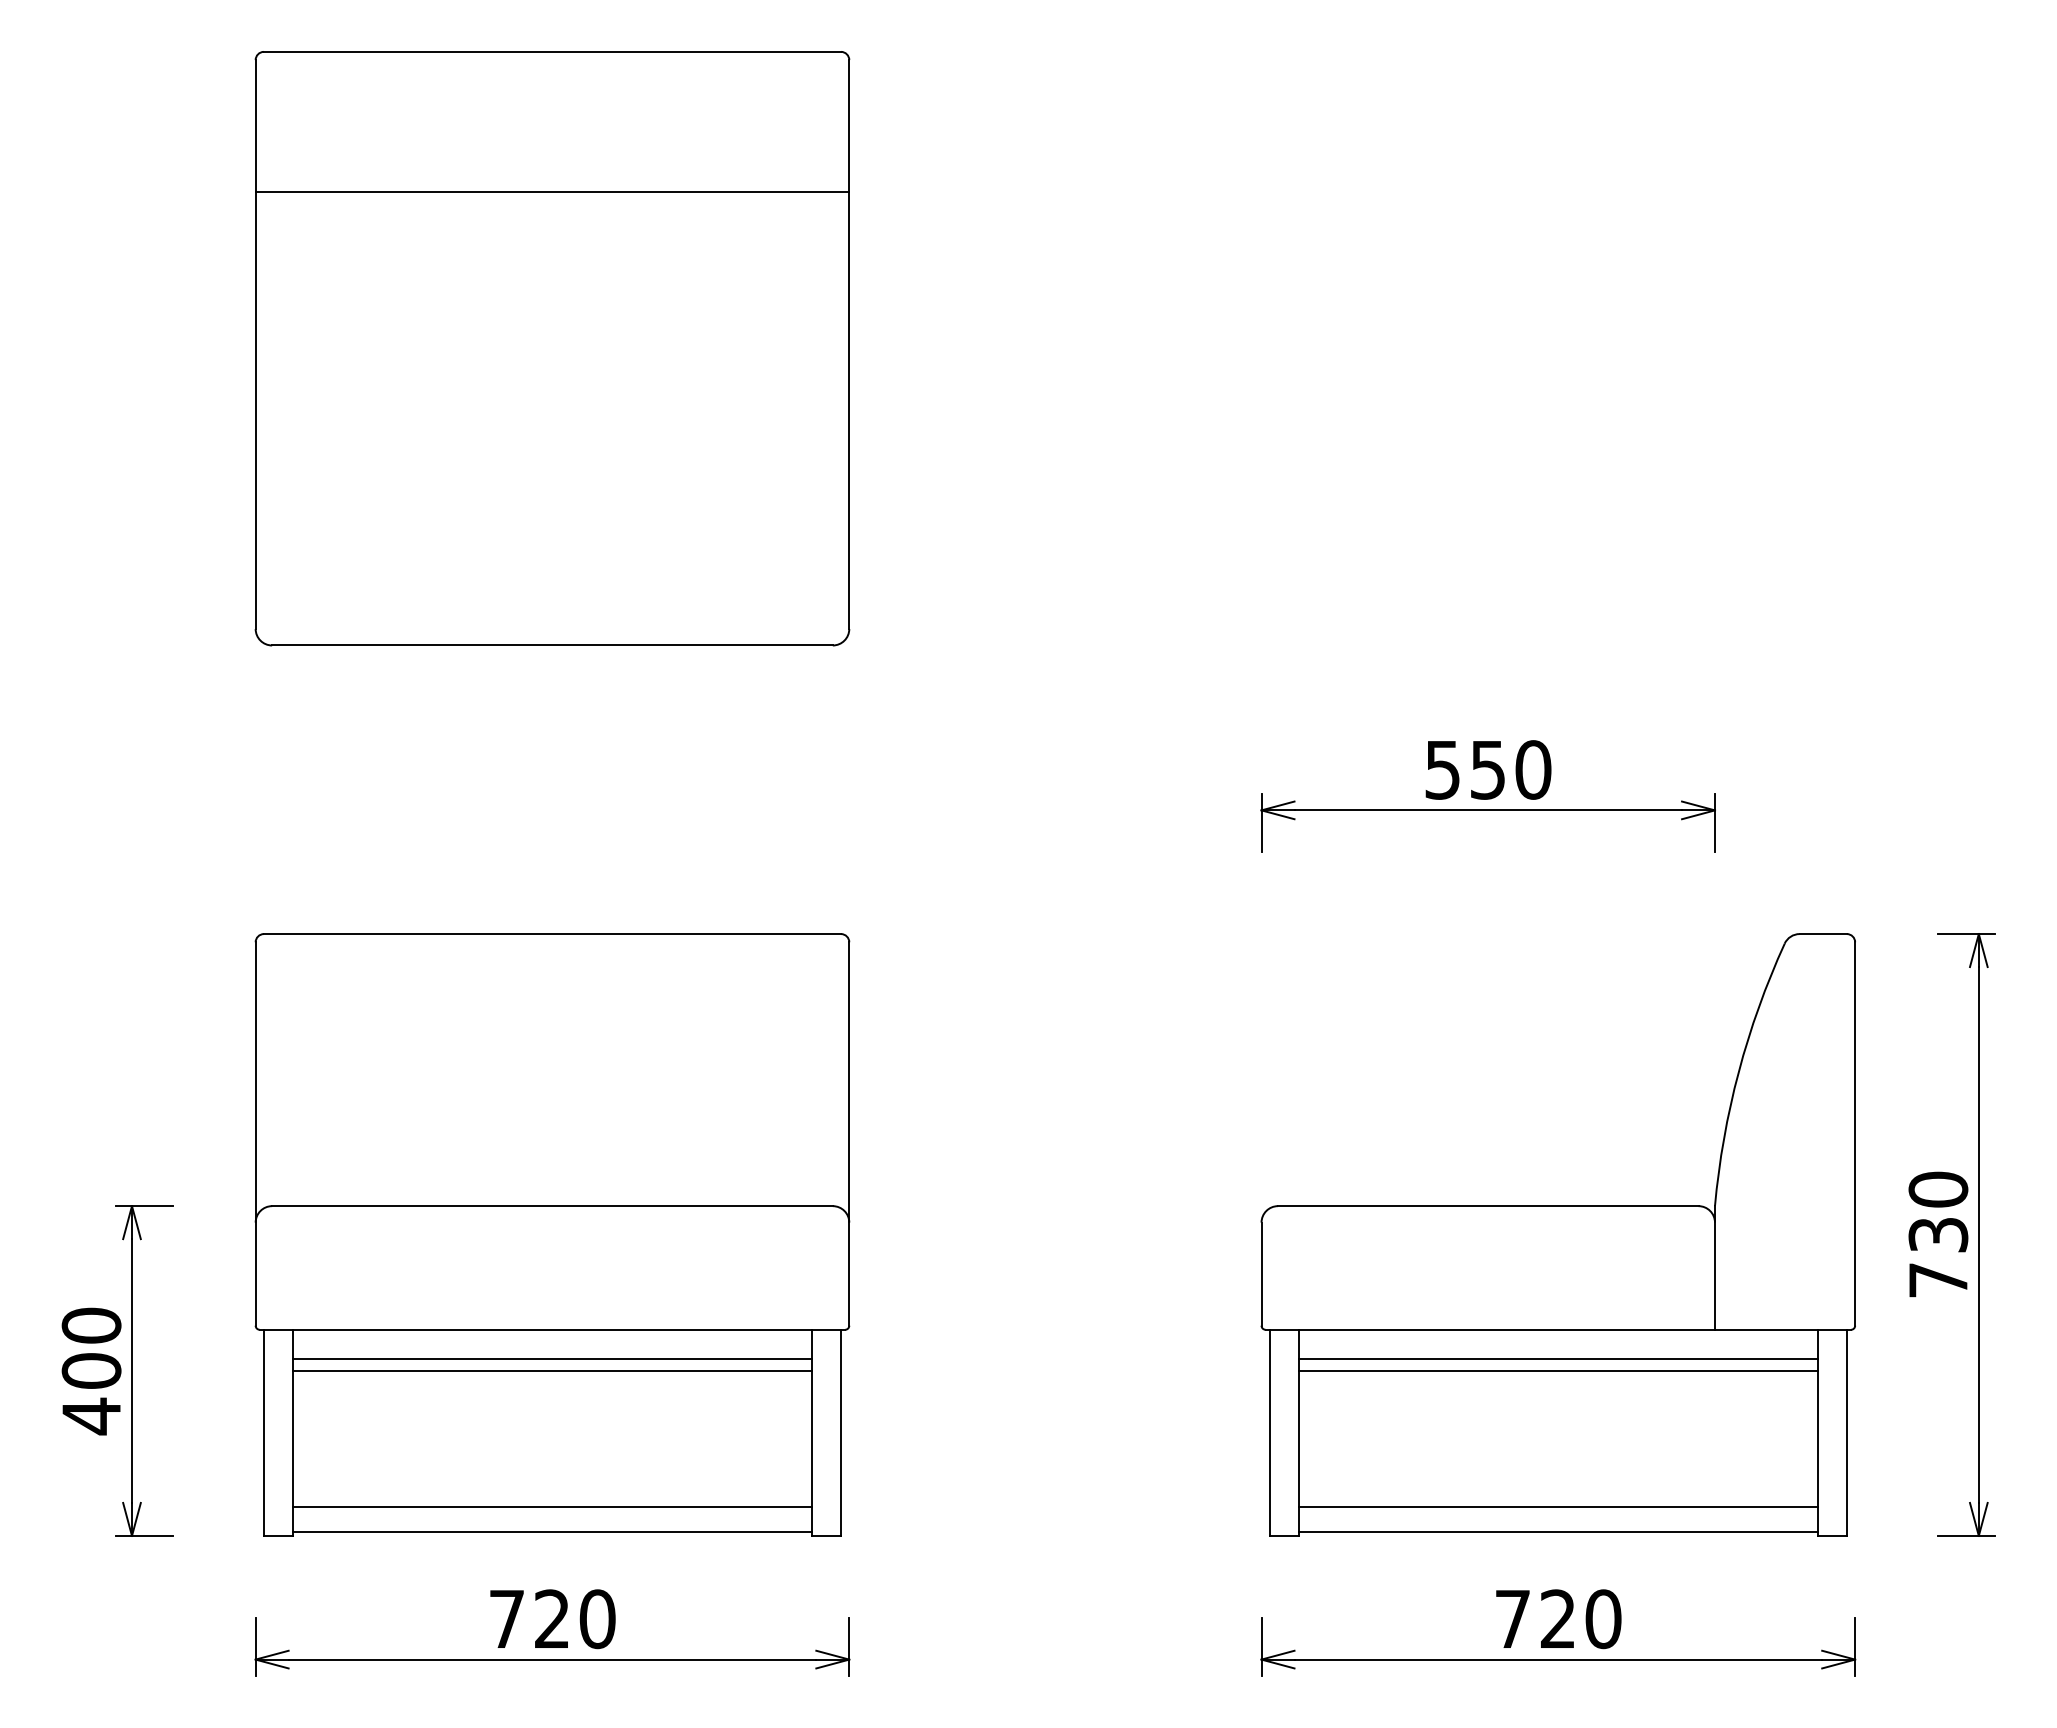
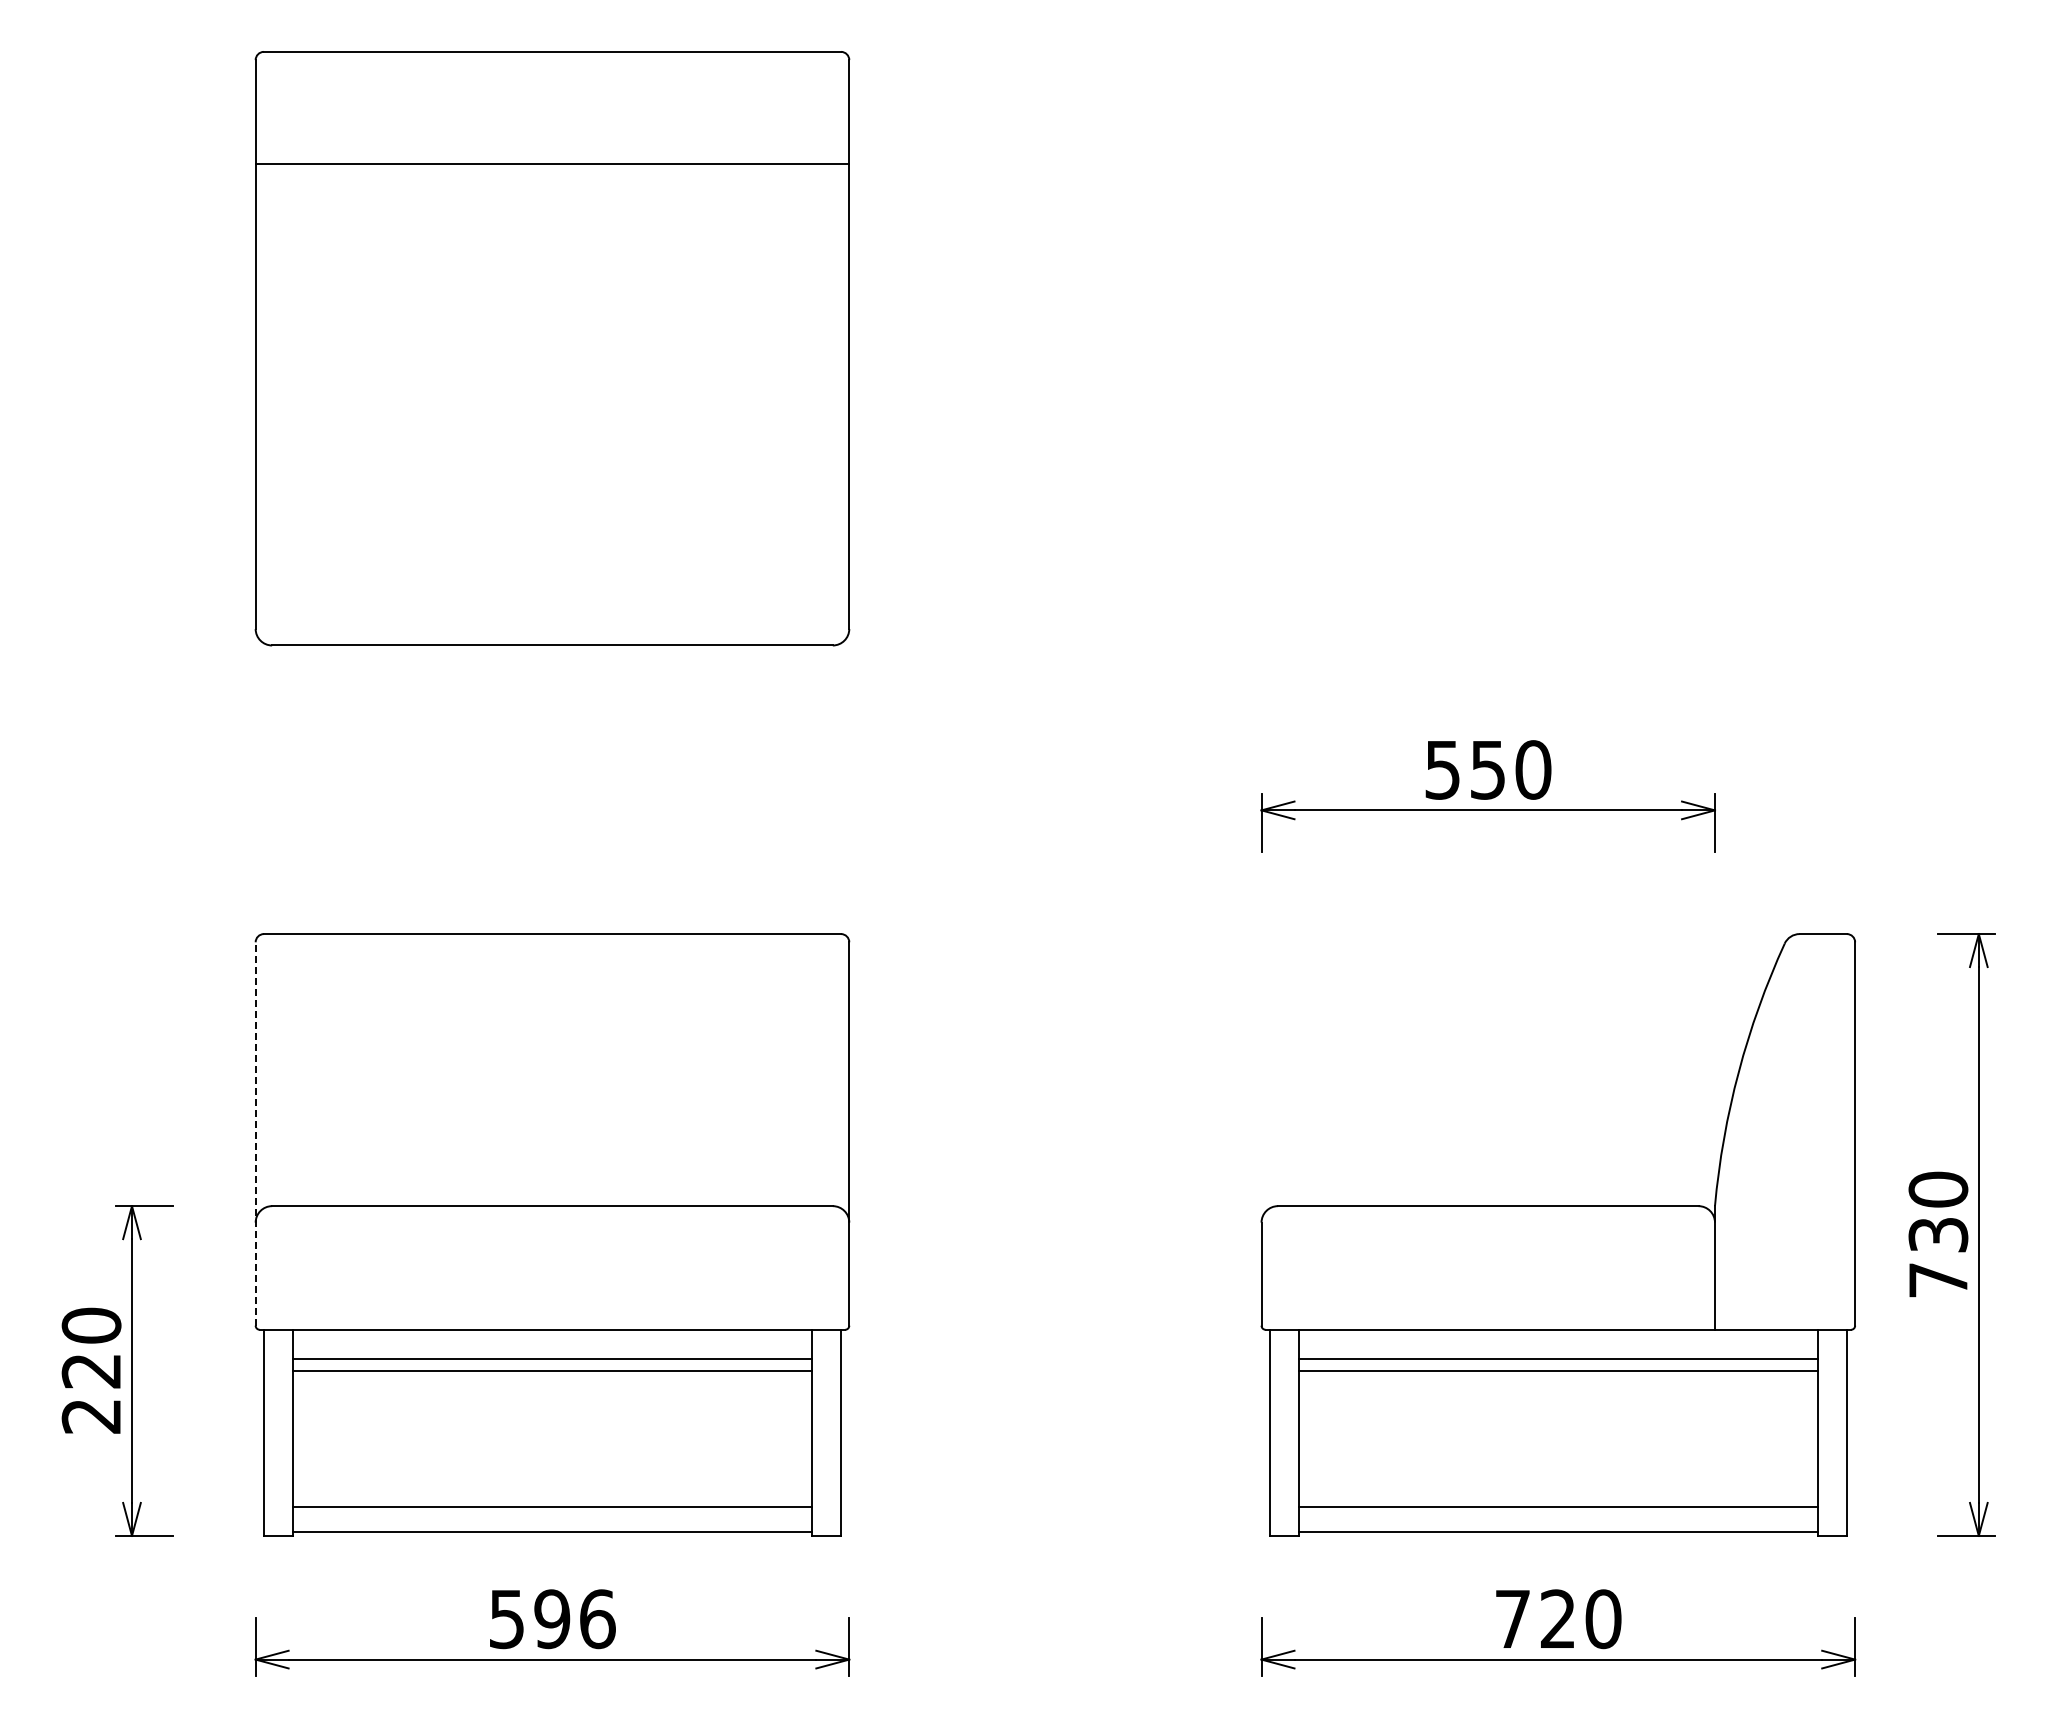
line position: (552, 192) -> (552, 164) (552, 164)
line: solid -> dashed (255, 1134)
text: 400 -> 220 (91, 1394)
text: 720 -> 596 (552, 1619)
